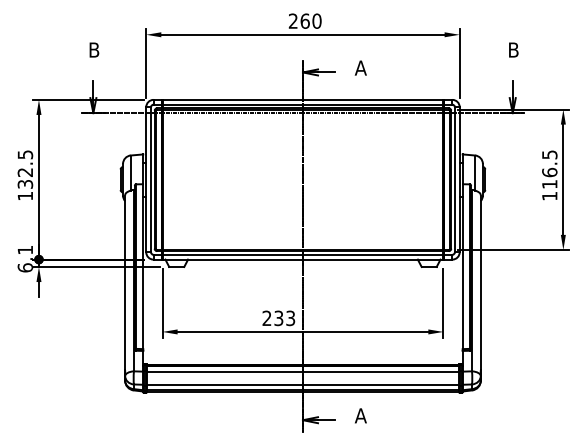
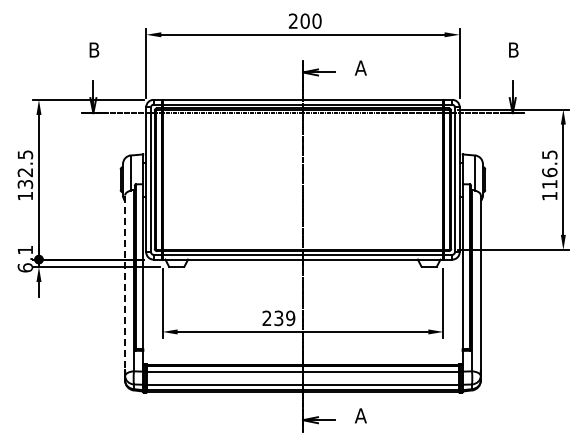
text: 260 -> 200 (304, 20)
line: solid -> dashed (125, 283)
text: 233 -> 239 (290, 317)
